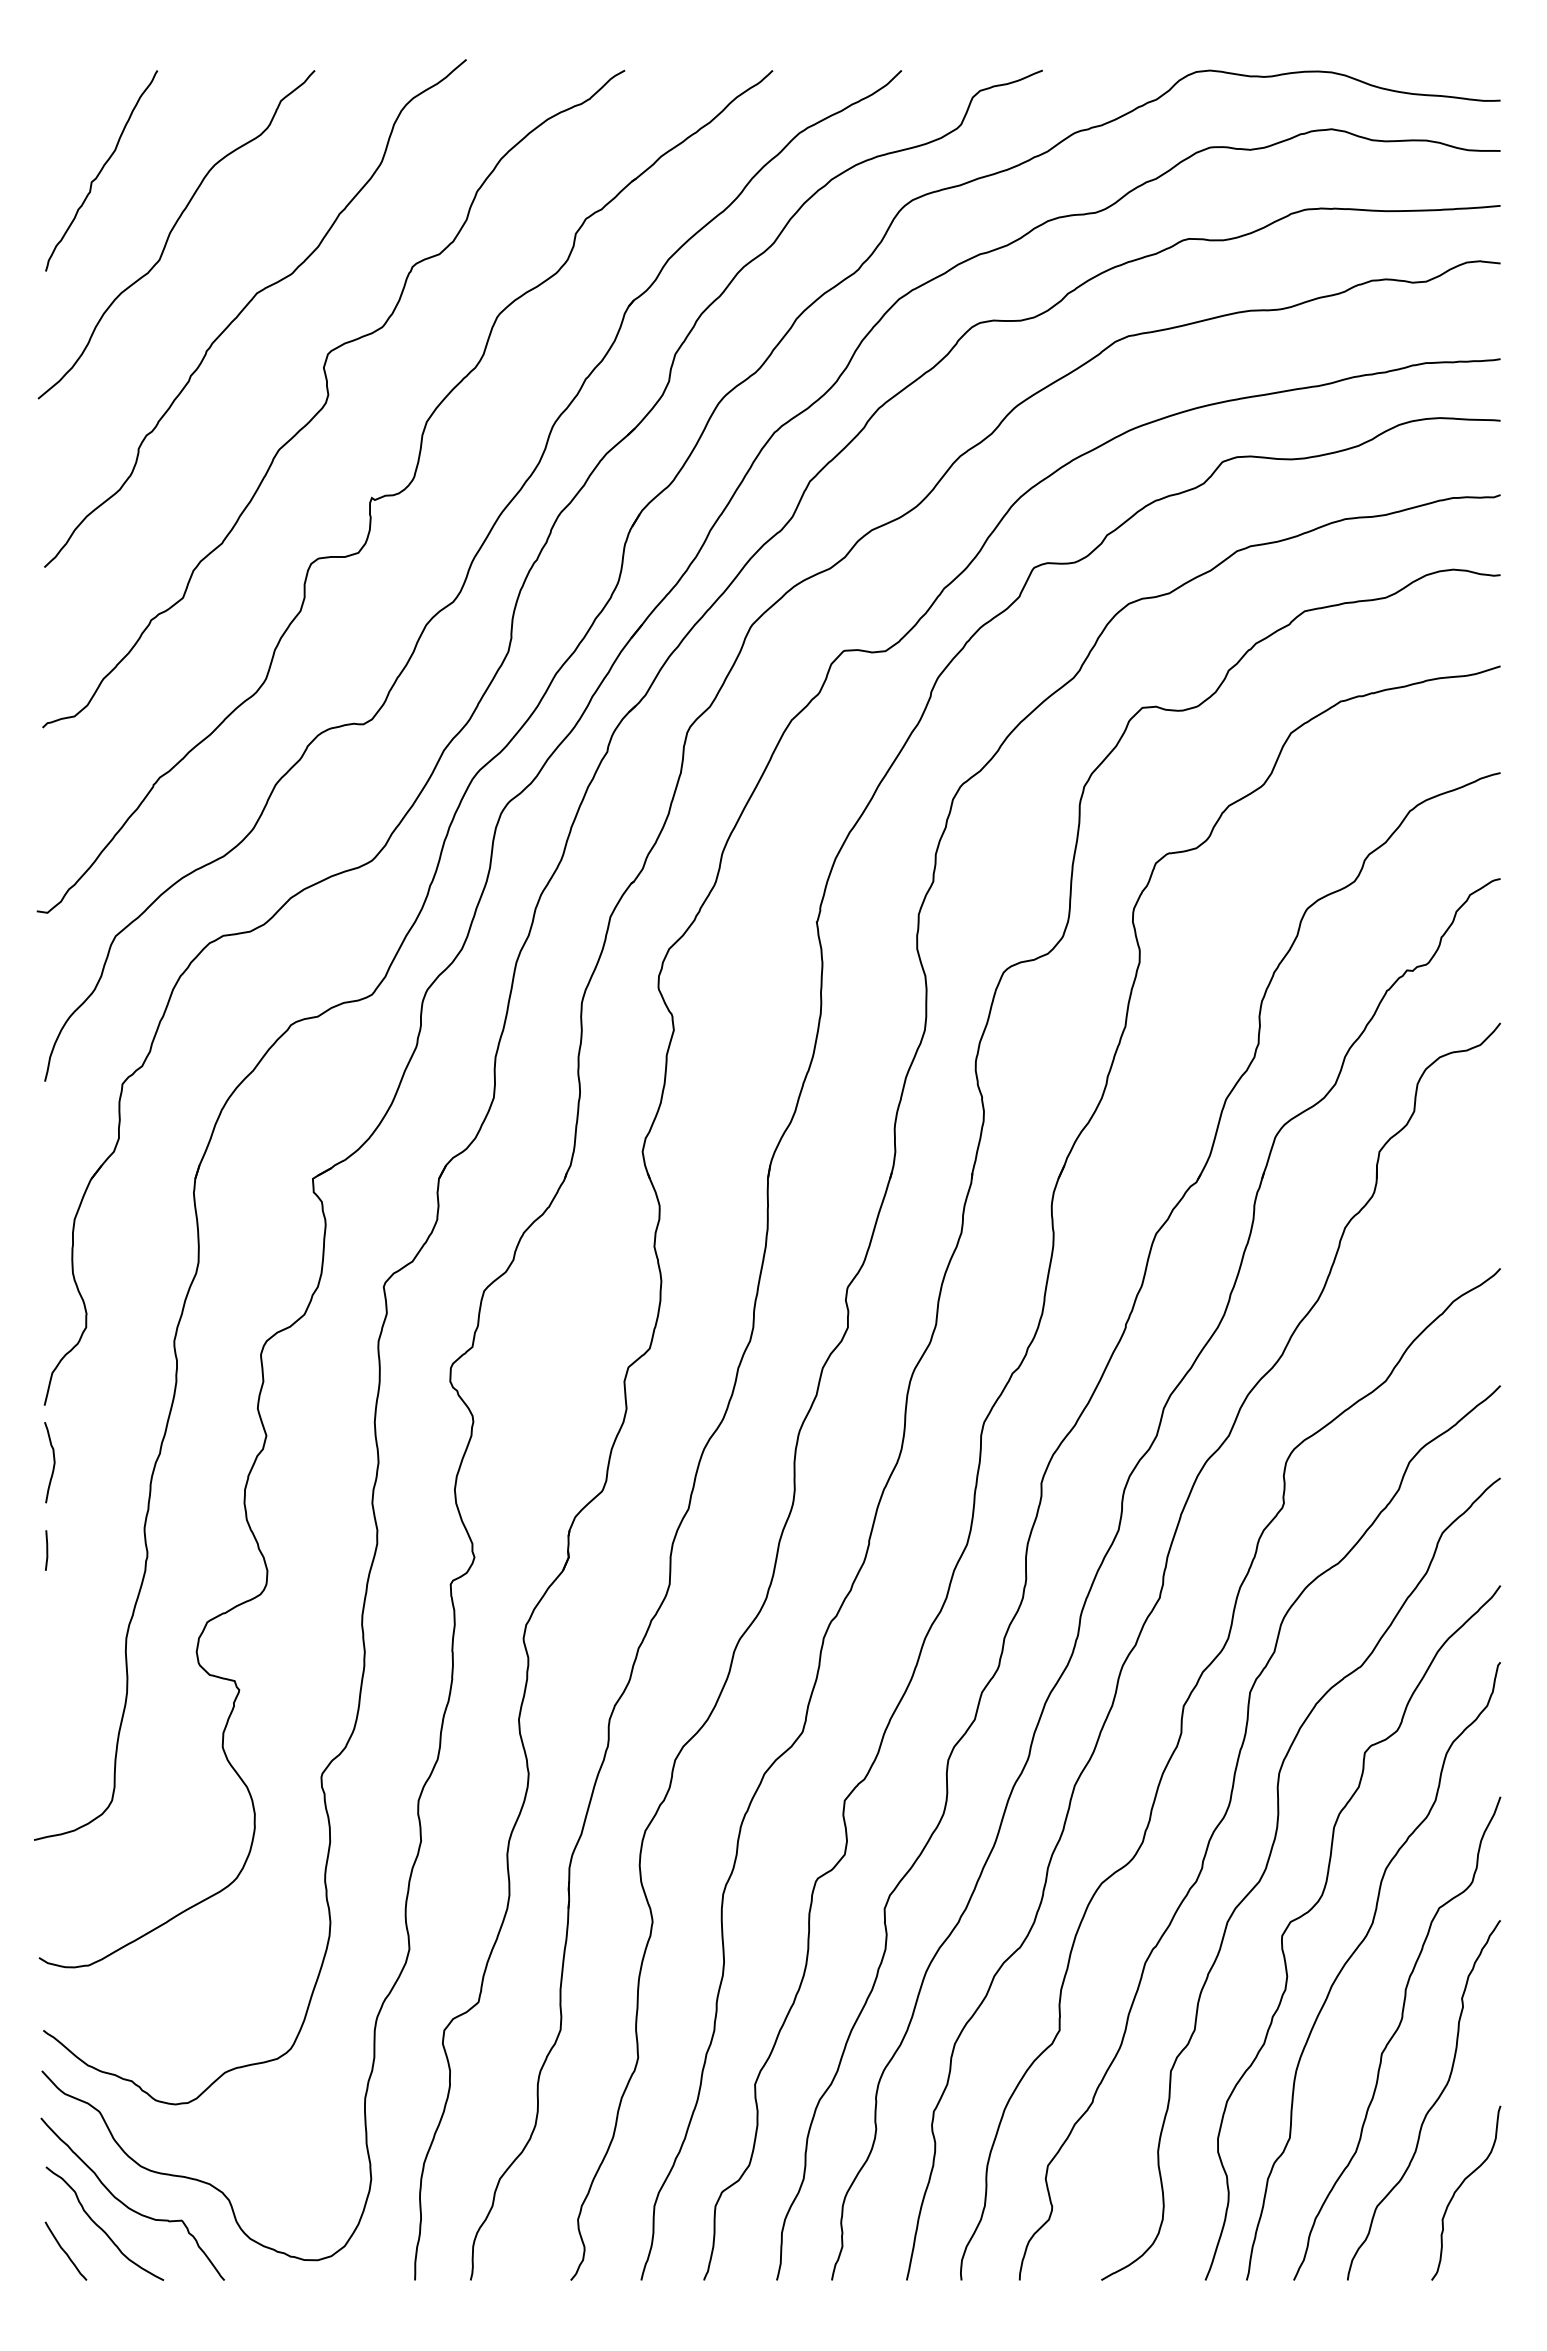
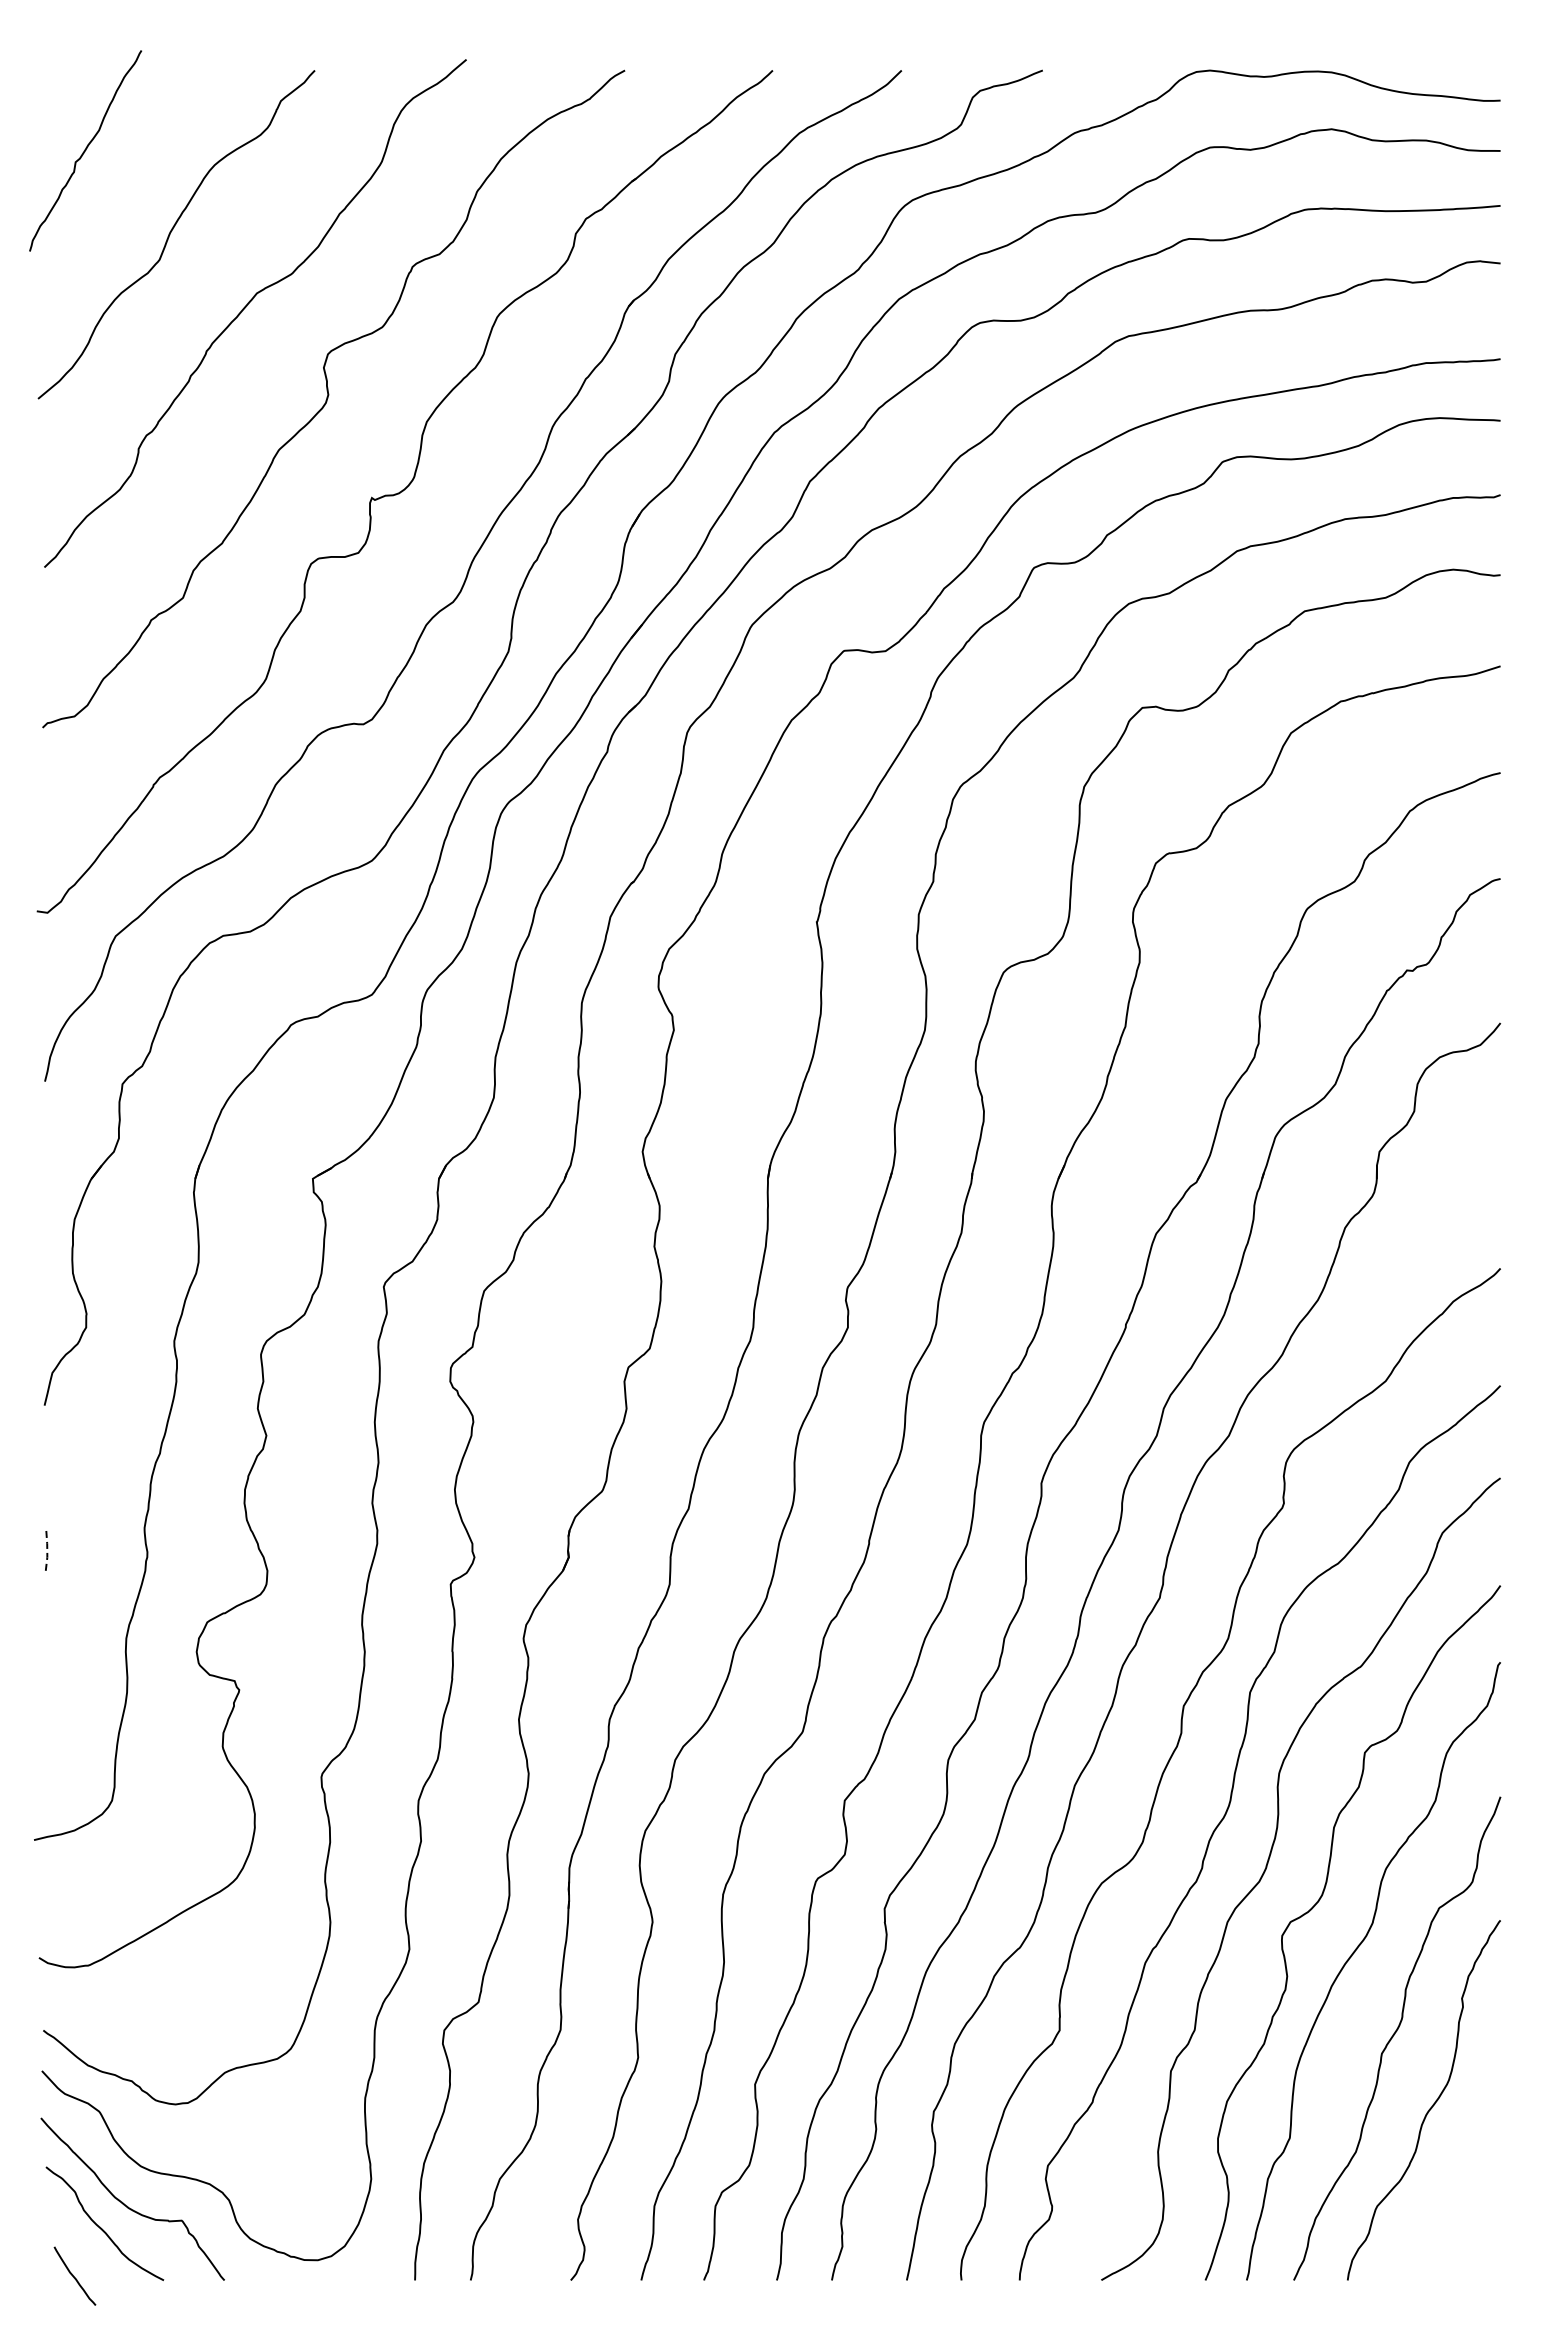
curve position: (101, 170) -> (85, 150) (85, 150)
curve: present -> none (53, 1462)
line: solid -> dashed (47, 1550)
curve: present -> none (1460, 2187)
curve position: (64, 2250) -> (73, 2275) (73, 2275)
